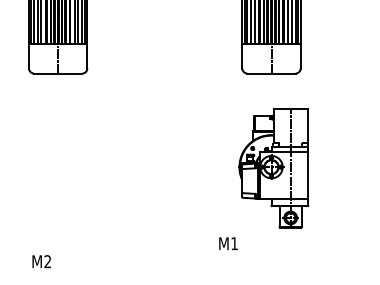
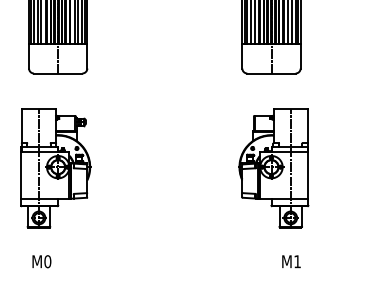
part: none -> present (55, 168)
text position: (228, 243) -> (291, 261) (291, 261)
text: M2 -> M0 (47, 261)
